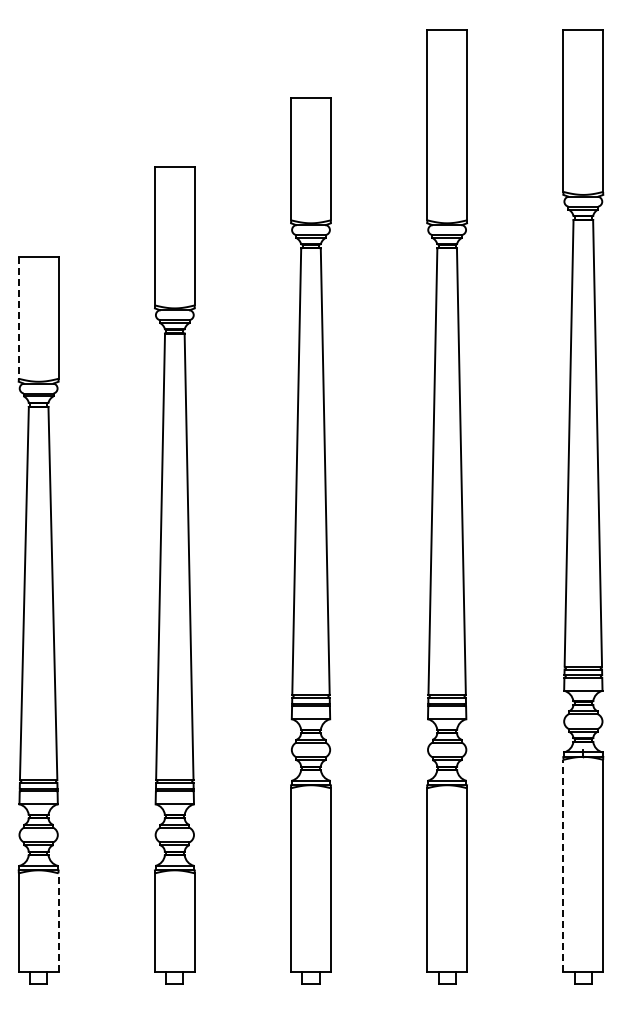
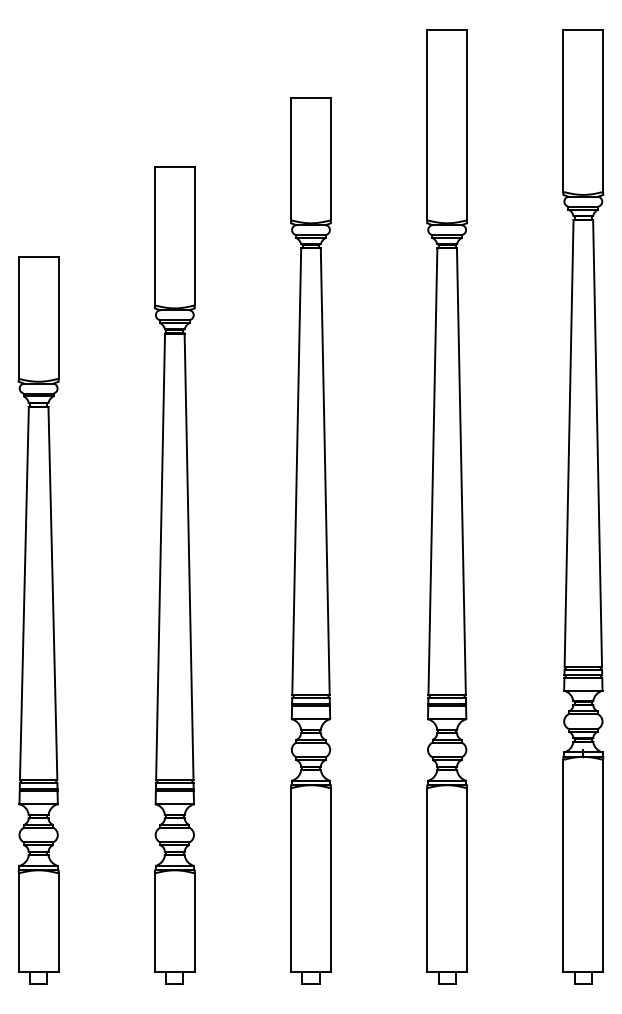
line: dashed -> solid (18, 318)
line: dashed -> solid (563, 865)
line: dashed -> solid (58, 922)
